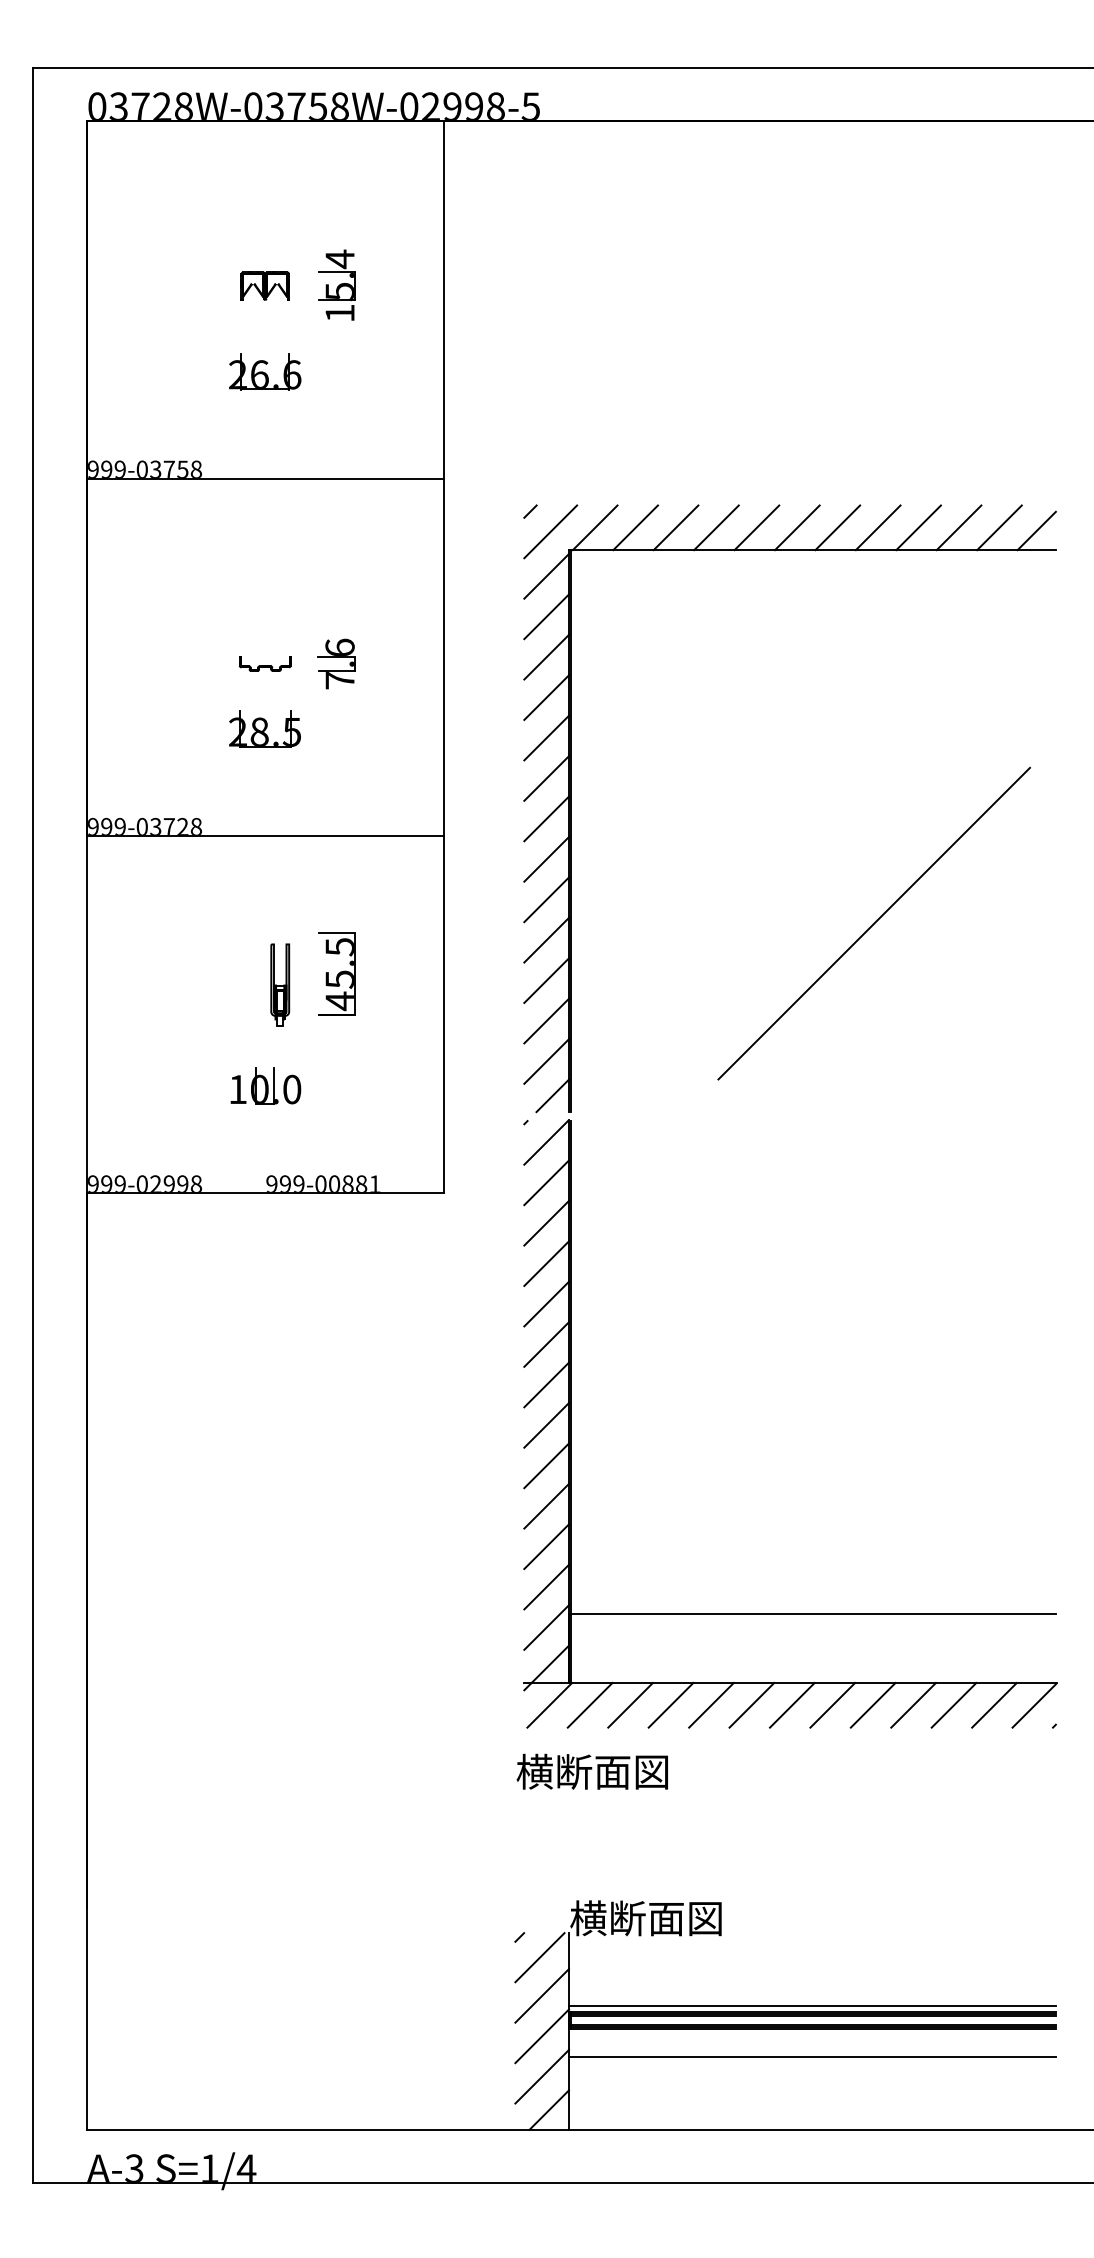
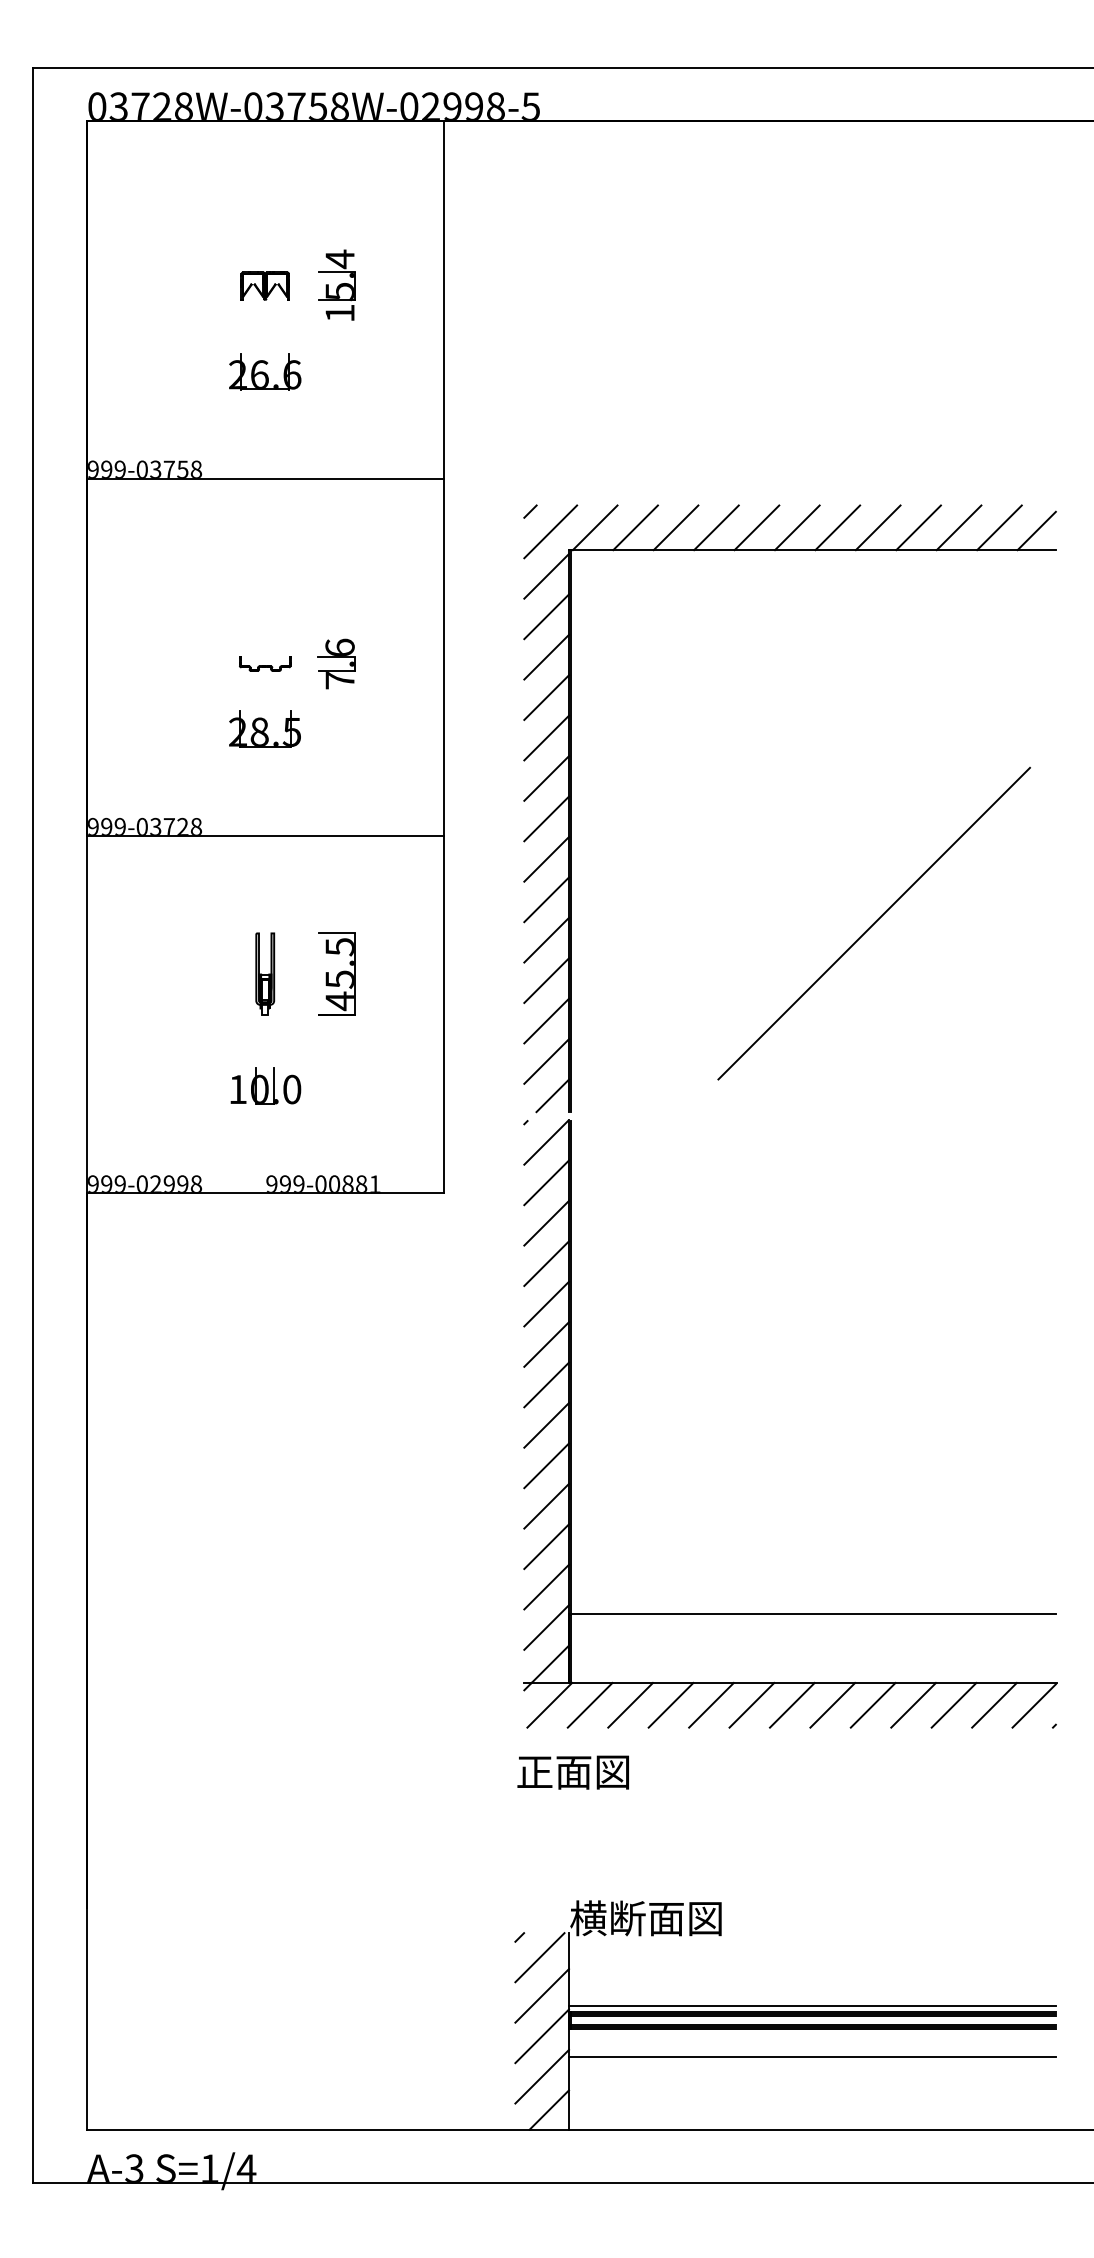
part position: (280, 984) -> (265, 973) (265, 973)
text: 横断面図 -> 正面図 (591, 1771)
